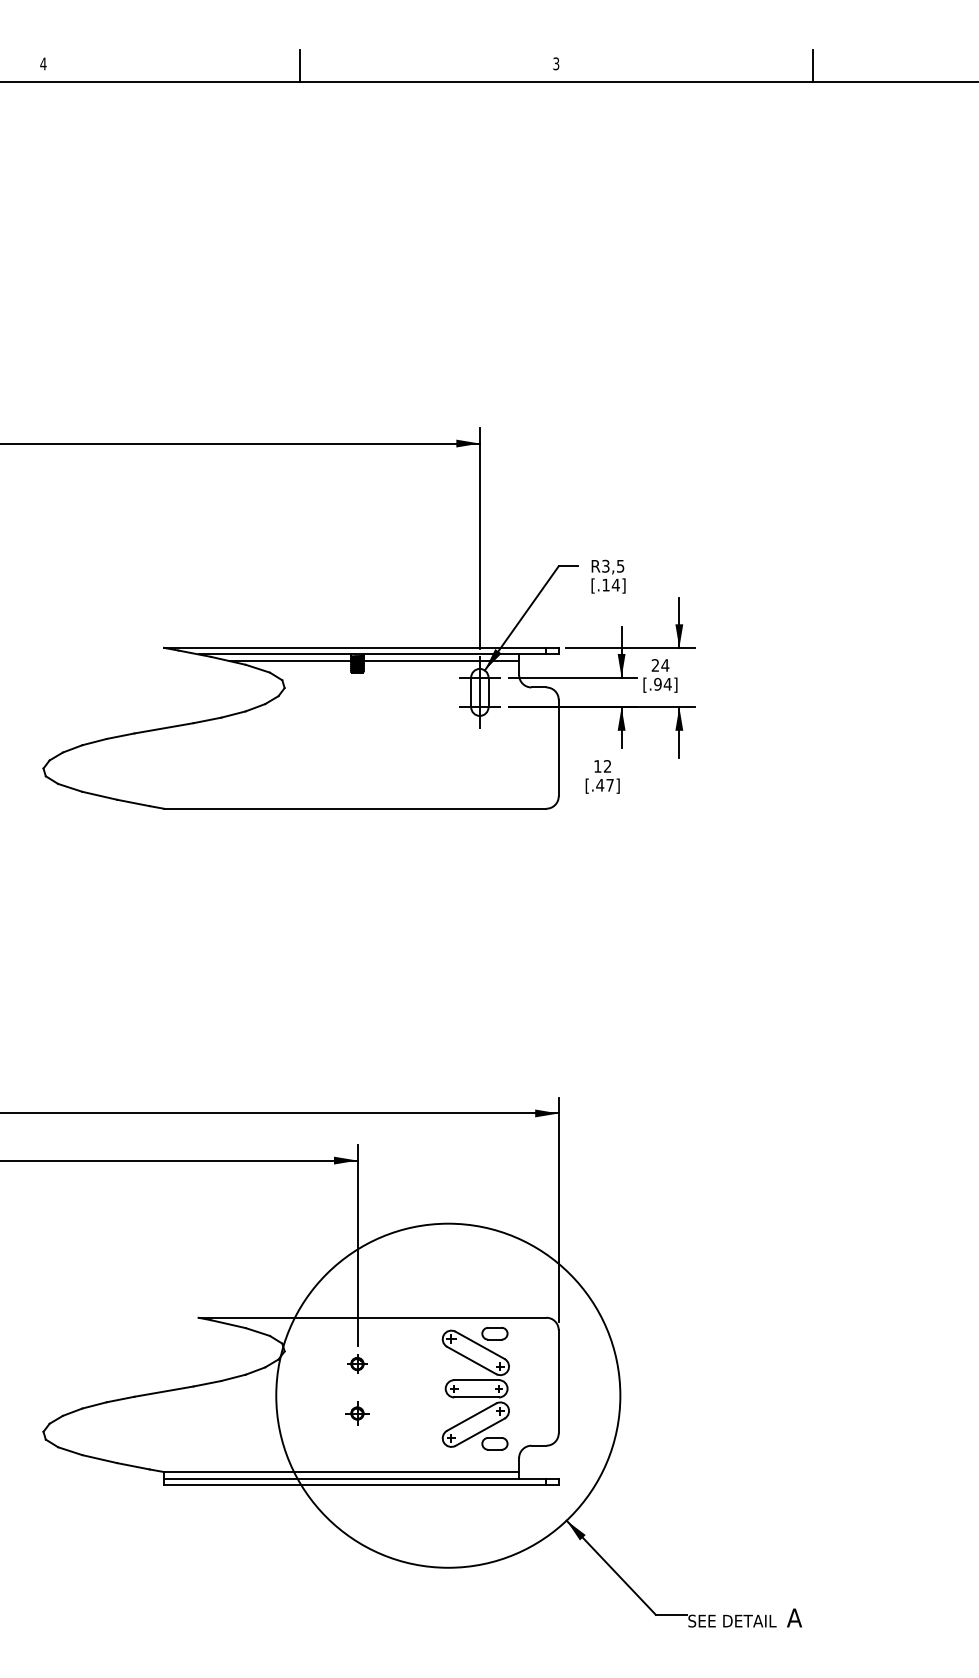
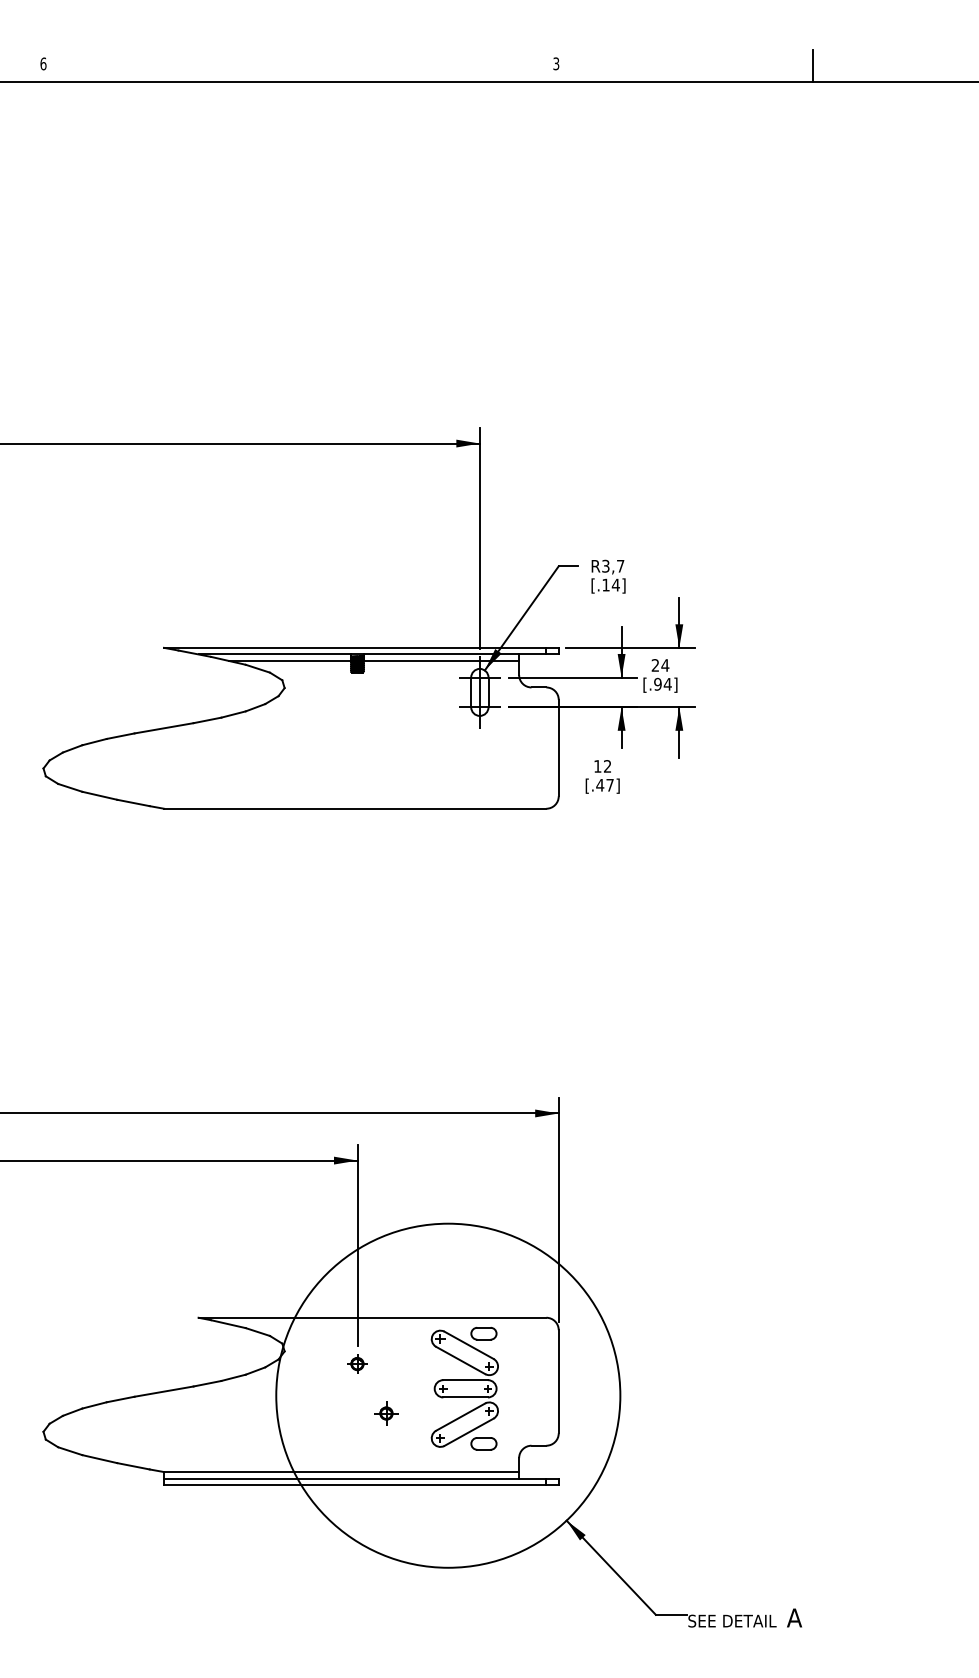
text: 4 -> 6 (43, 63)
line: present -> none (300, 65)
text: R3,5 -> R3,7 (620, 566)
part position: (475, 1388) -> (464, 1388) (464, 1388)
part position: (357, 1413) -> (386, 1413) (386, 1413)
